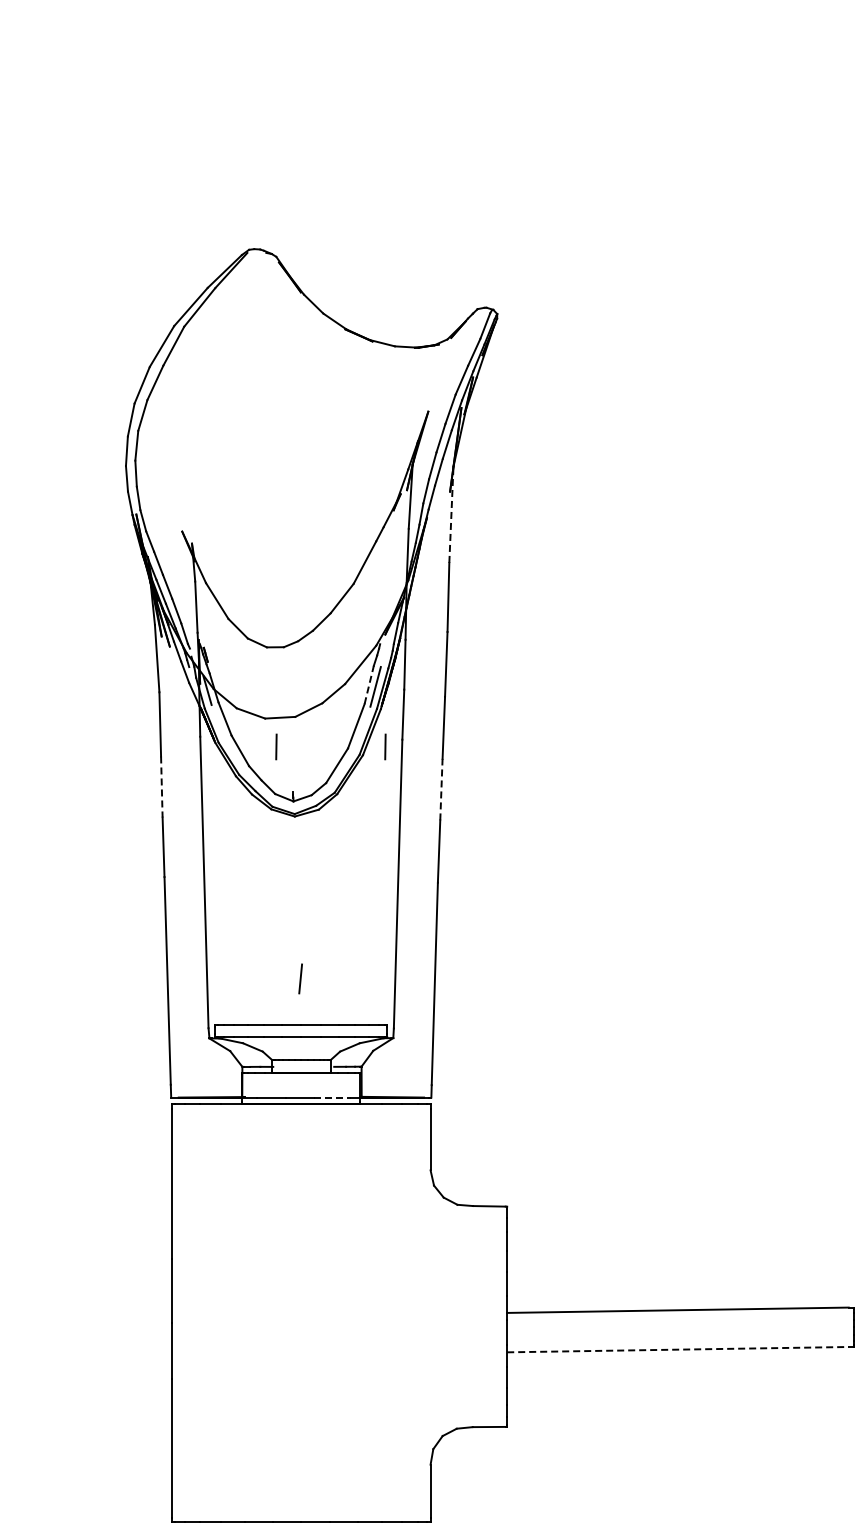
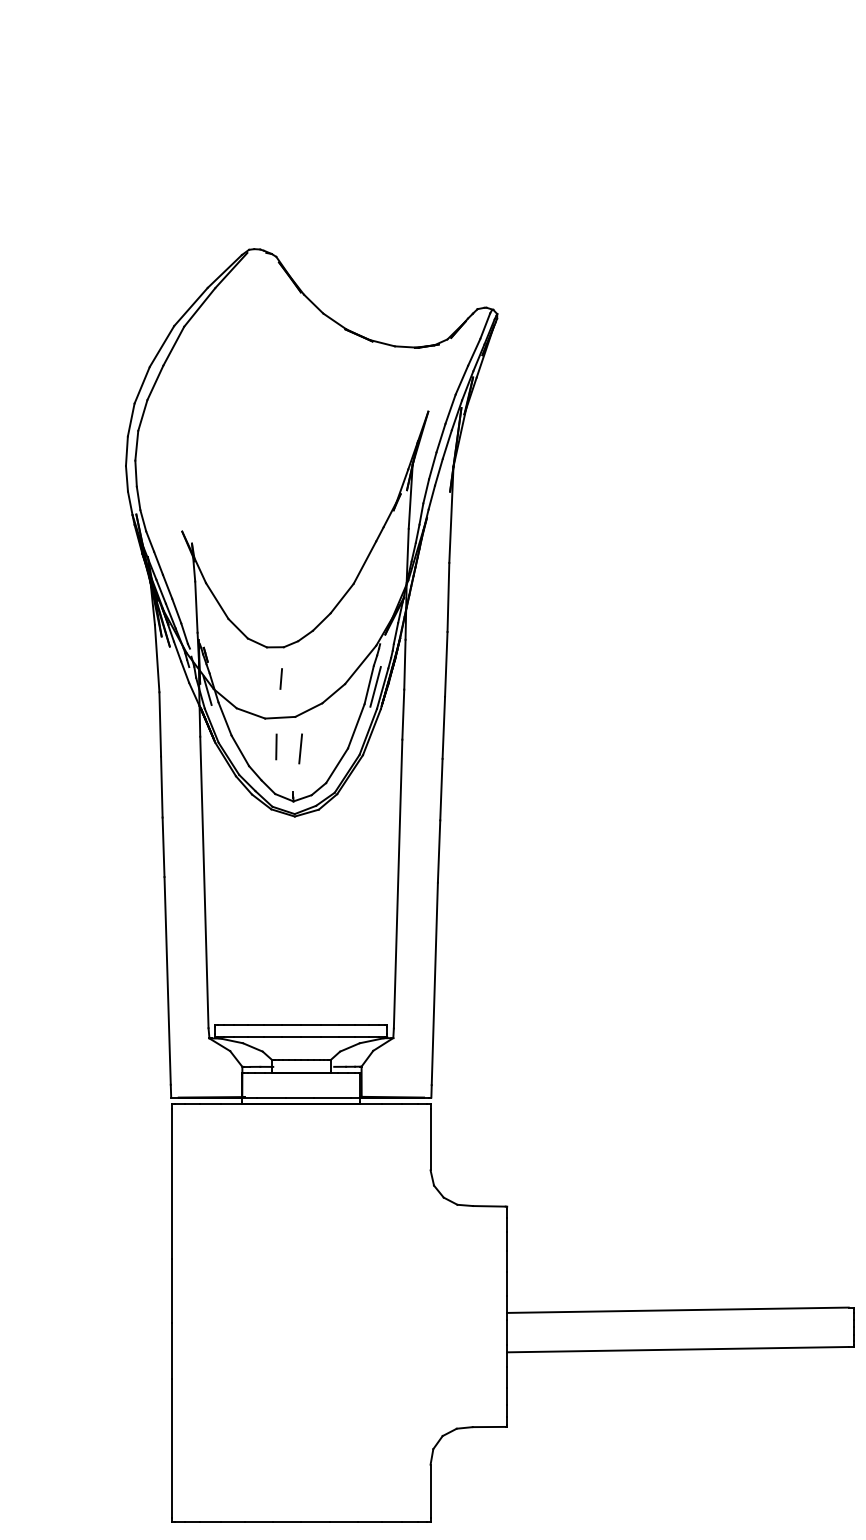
line: dashed -> solid (451, 514)
line: none -> present (280, 678)
line: dashed -> solid (369, 684)
line: present -> none (385, 746)
line: dashed -> solid (161, 787)
line: dashed -> solid (441, 789)
line position: (300, 978) -> (300, 748) (300, 748)
line: dashed -> solid (333, 1097)
line: dashed -> solid (677, 1349)
